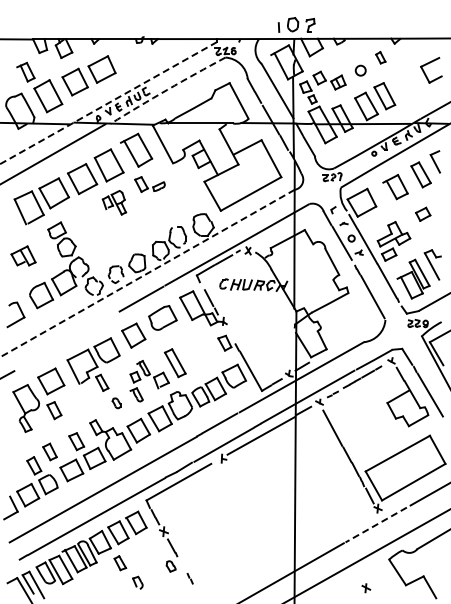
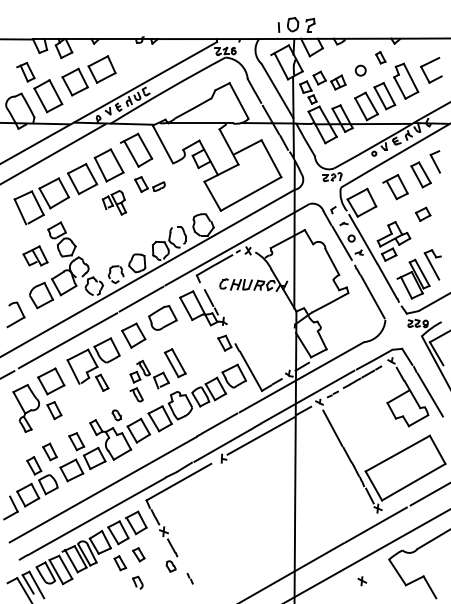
part: none -> present (406, 80)
arc: dashed -> solid (167, 89)
line: dashed -> solid (108, 103)
part position: (23, 255) -> (35, 255) (35, 255)
line: dashed -> solid (147, 273)
line: none -> present (67, 340)
part position: (116, 403) -> (116, 415) (116, 415)
line: dashed -> solid (375, 525)
part: none -> present (138, 554)
part position: (366, 588) -> (362, 581) (362, 581)
